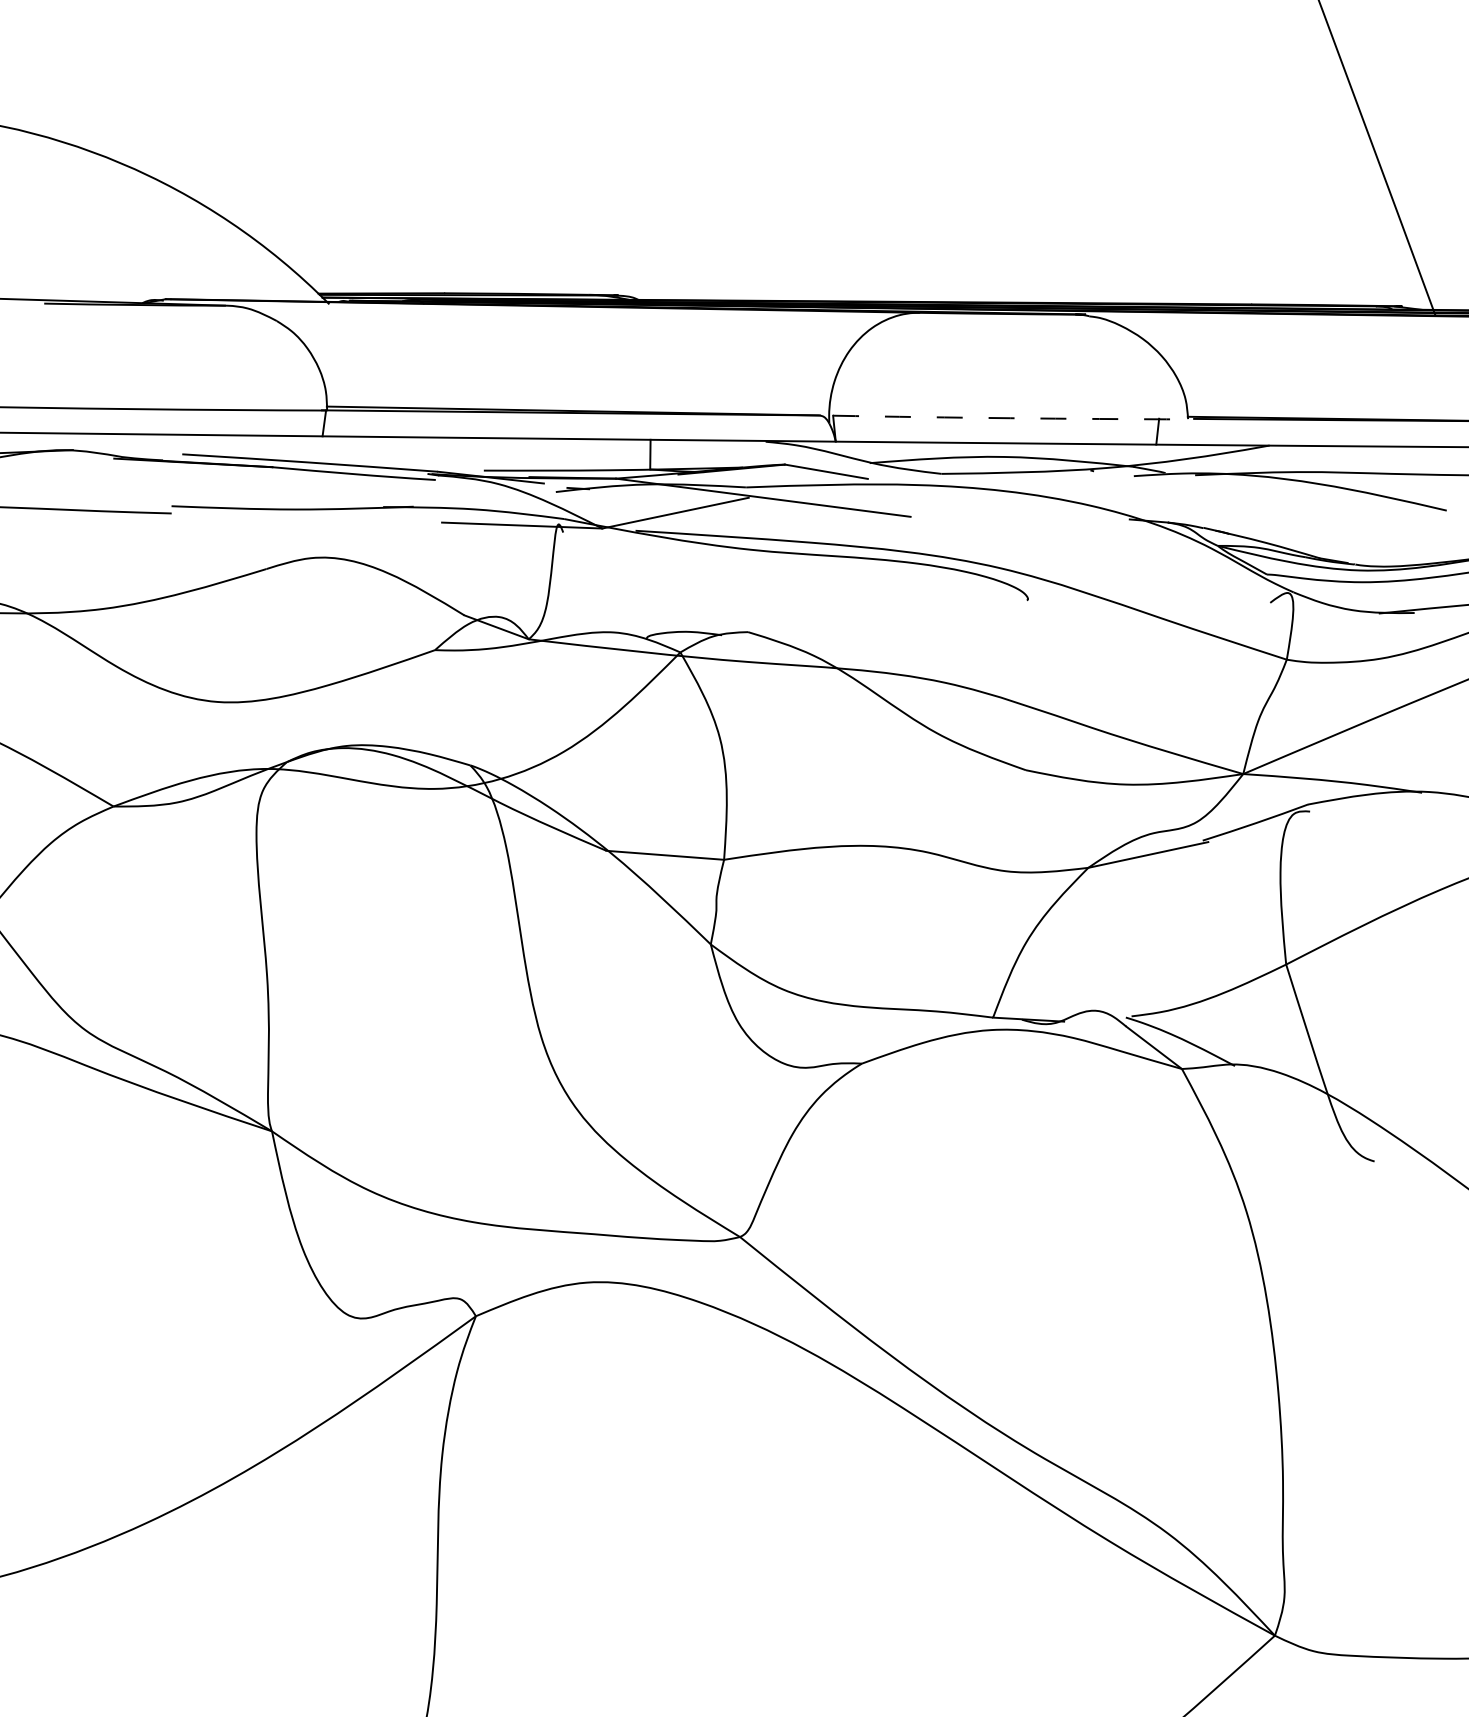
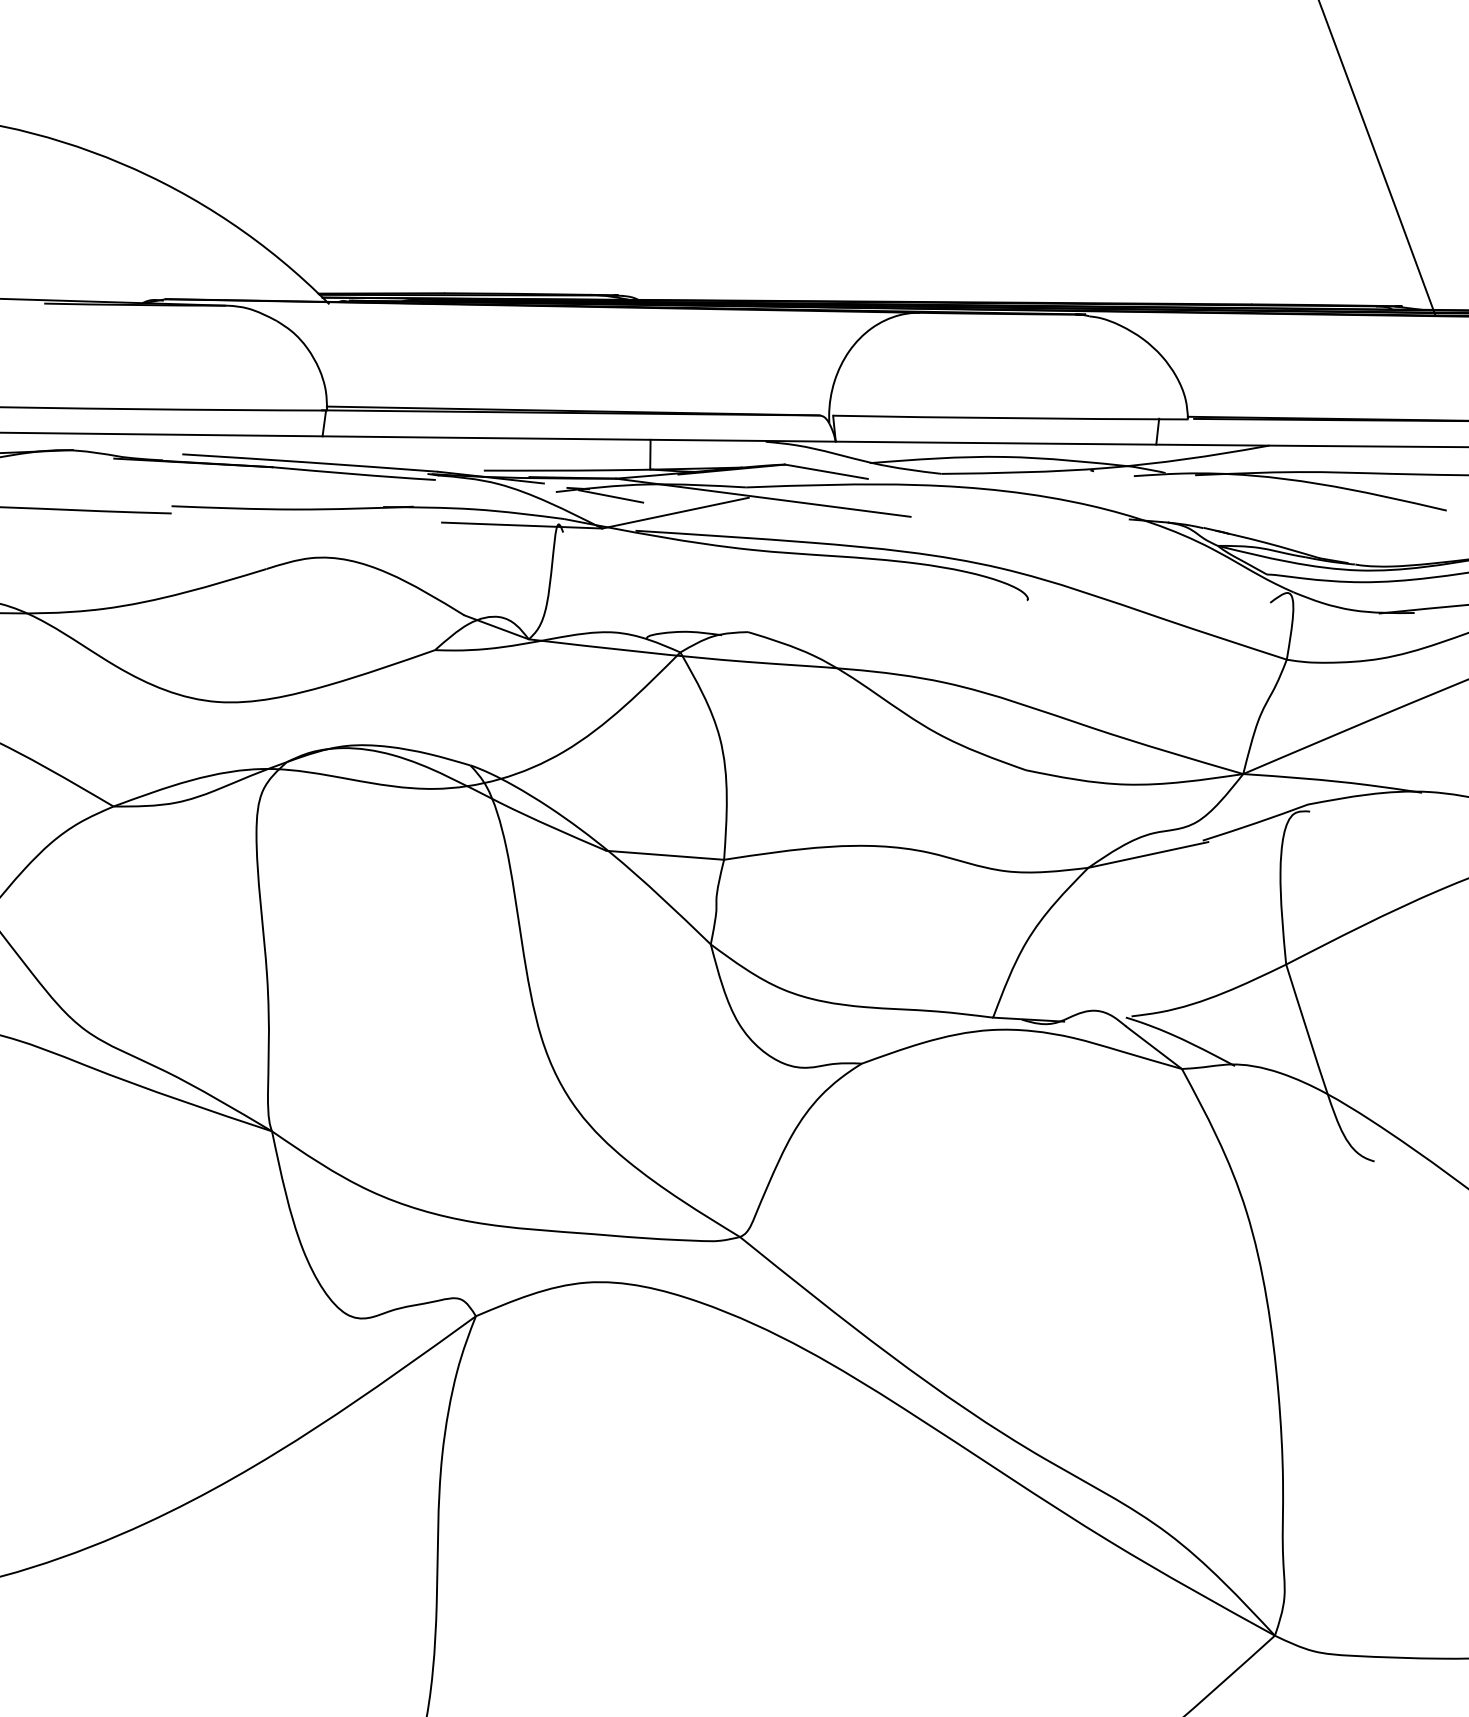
arc: dashed -> solid (1010, 418)
line: none -> present (611, 496)
